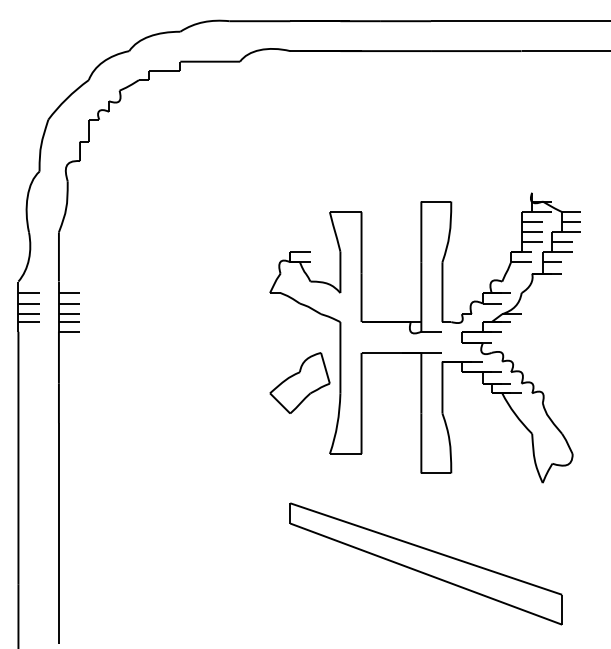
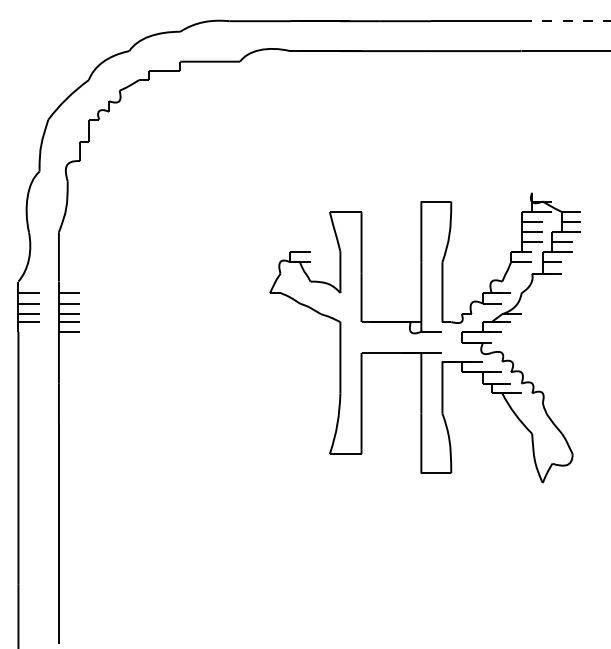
line: solid -> dashed (565, 21)
part: present -> none (299, 382)
part: present -> none (425, 563)
